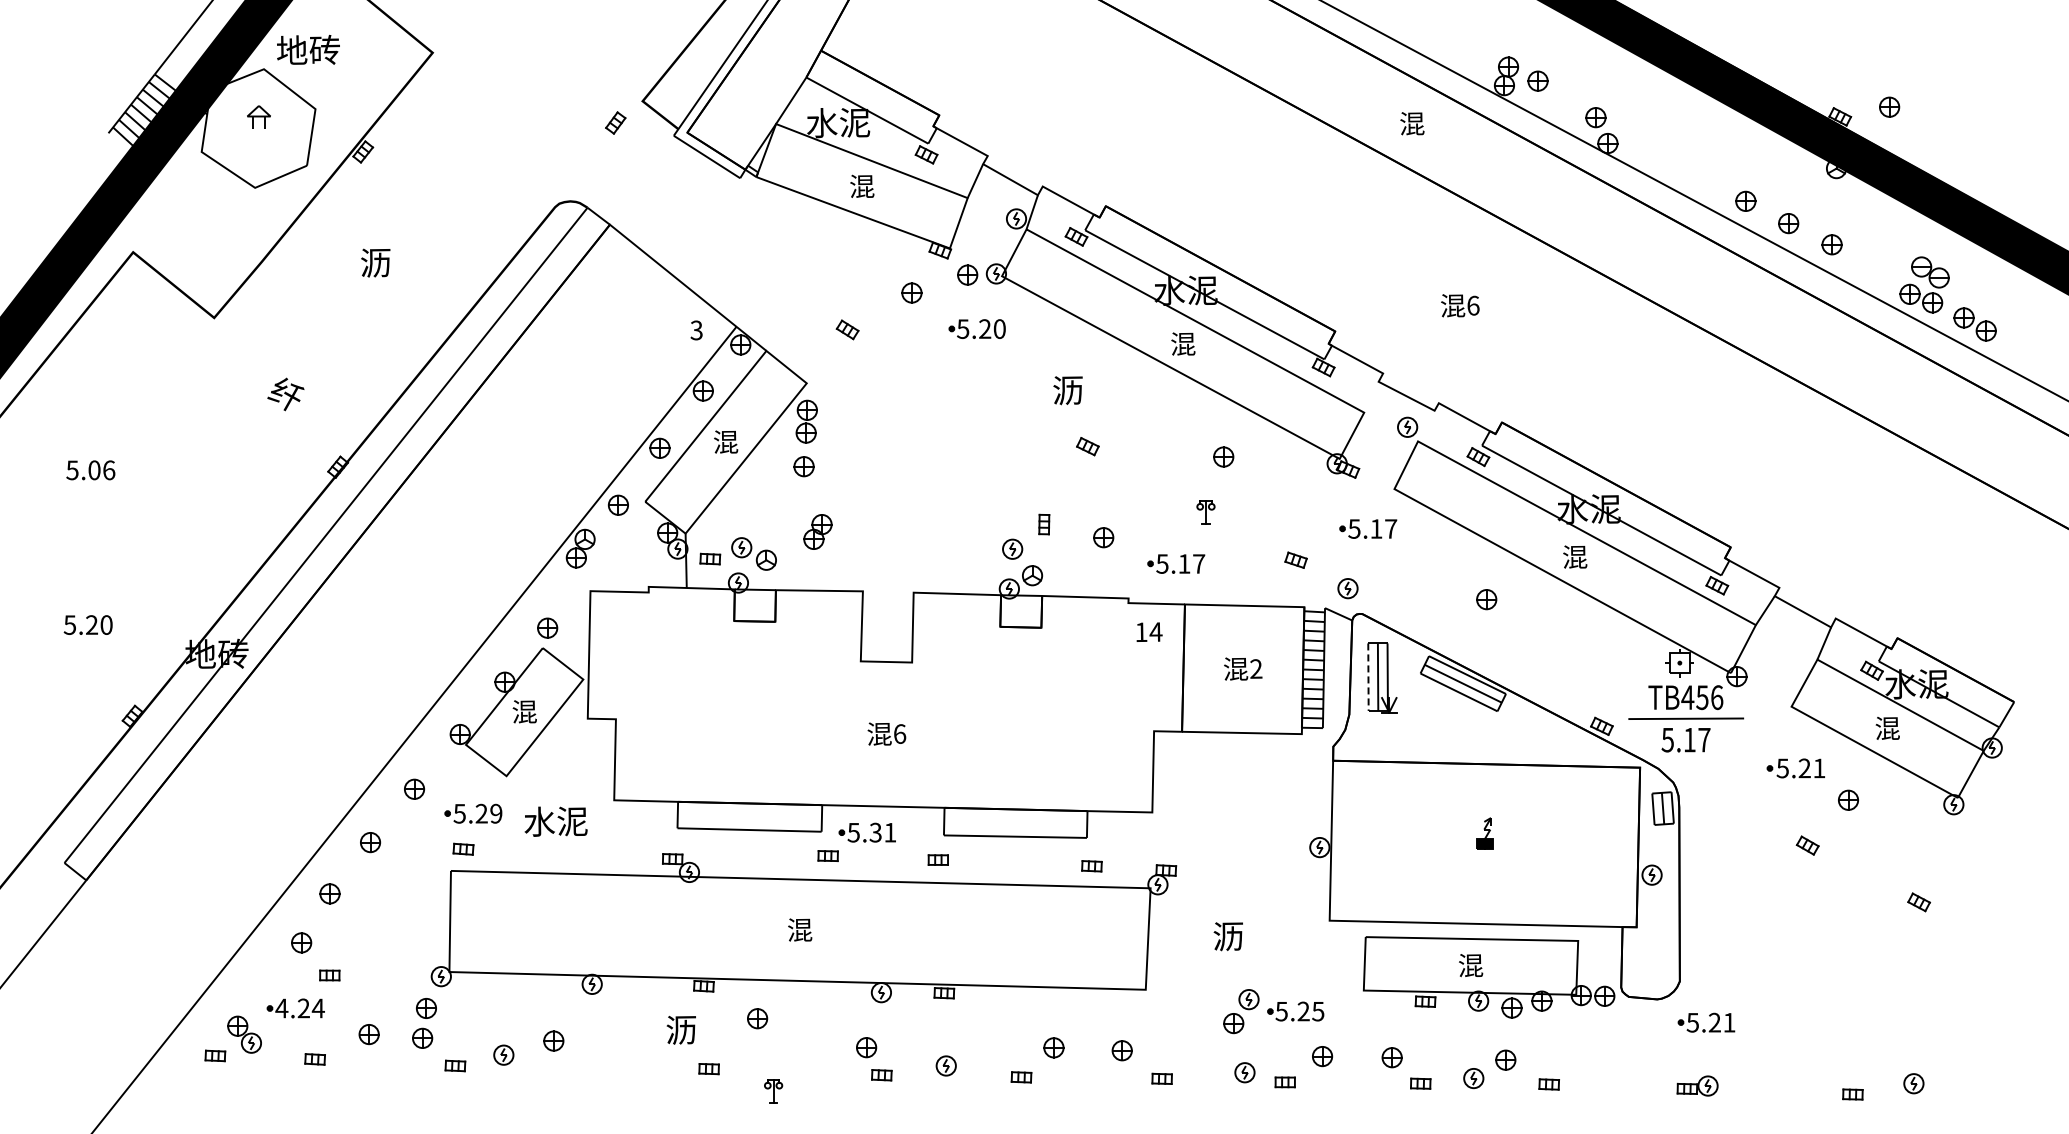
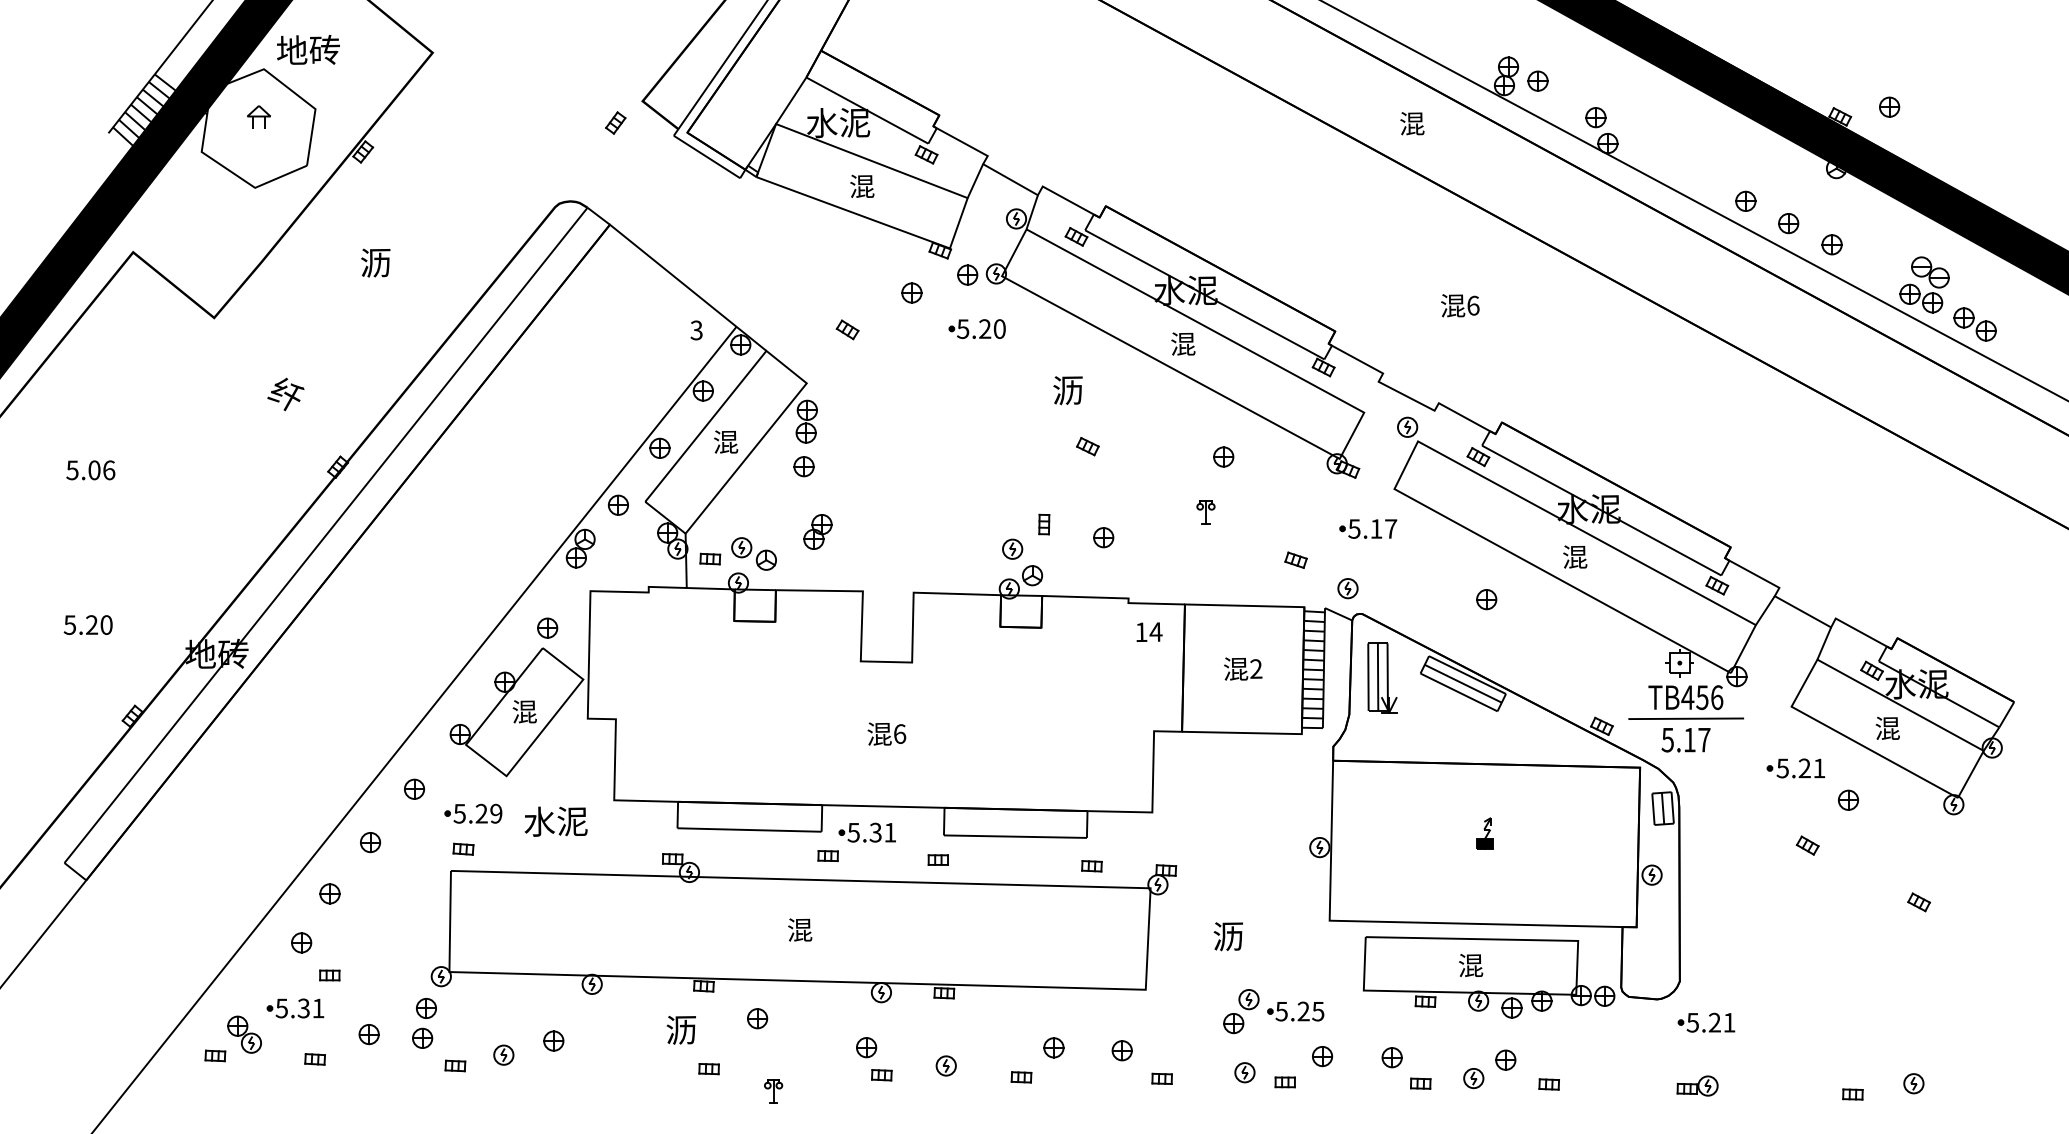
part: present -> none (1180, 557)
line: dashed -> solid (1368, 677)
text: 4.24 -> 5.31 (299, 1008)
